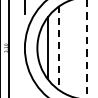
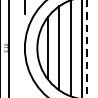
line: dashed -> solid (59, 48)
line: none -> present (70, 48)
line: none -> present (82, 48)
